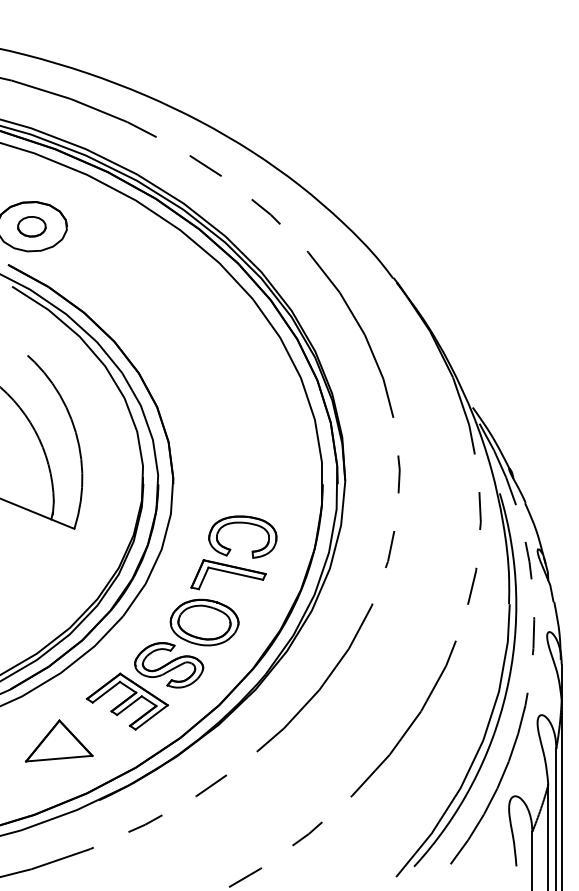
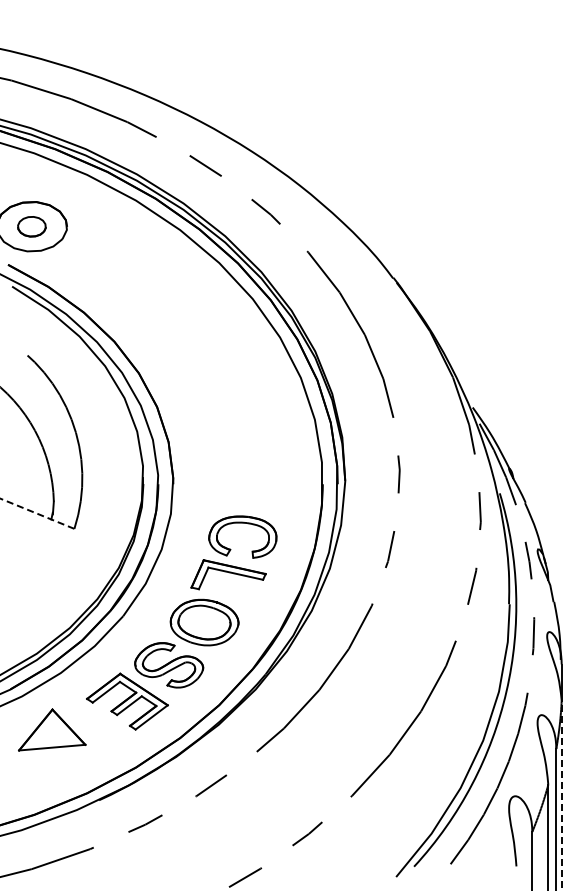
line: solid -> dashed (37, 513)
part position: (59, 740) -> (52, 729) (52, 729)
line: solid -> dashed (561, 795)
